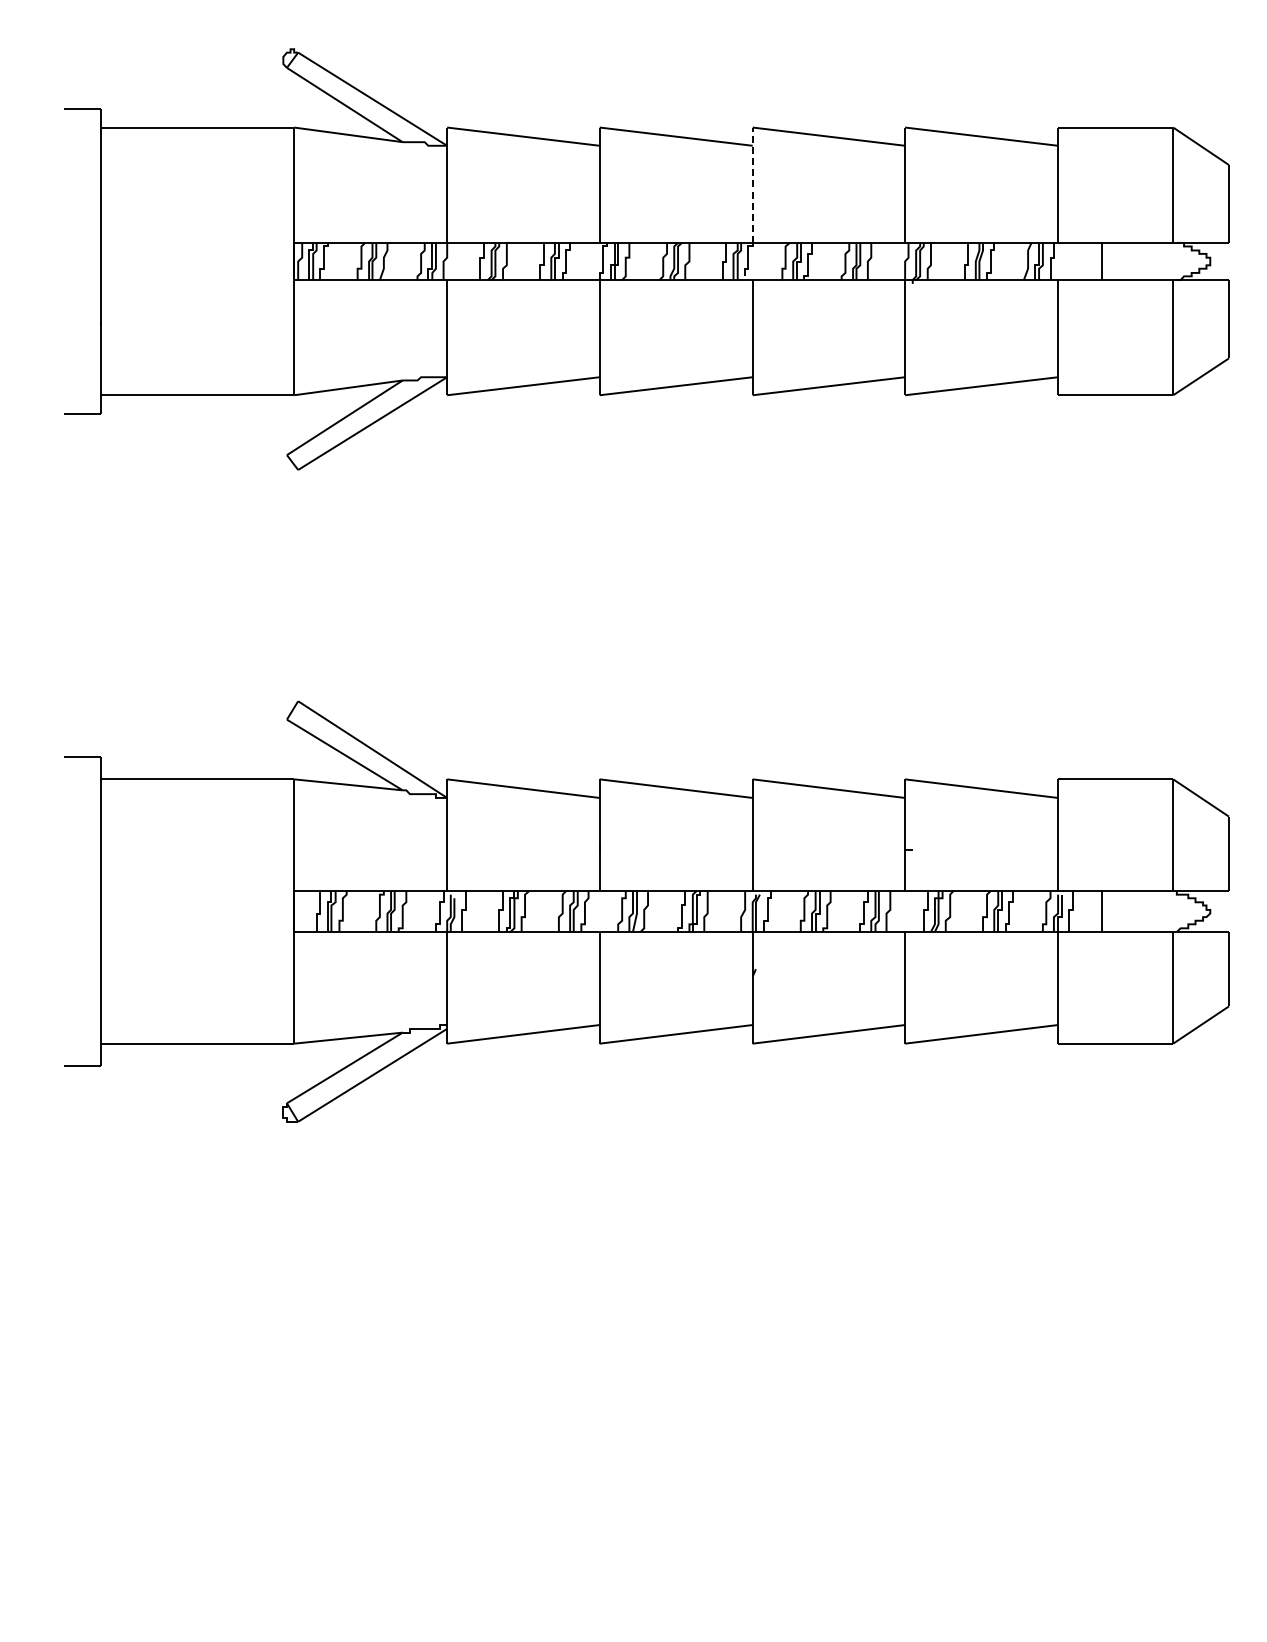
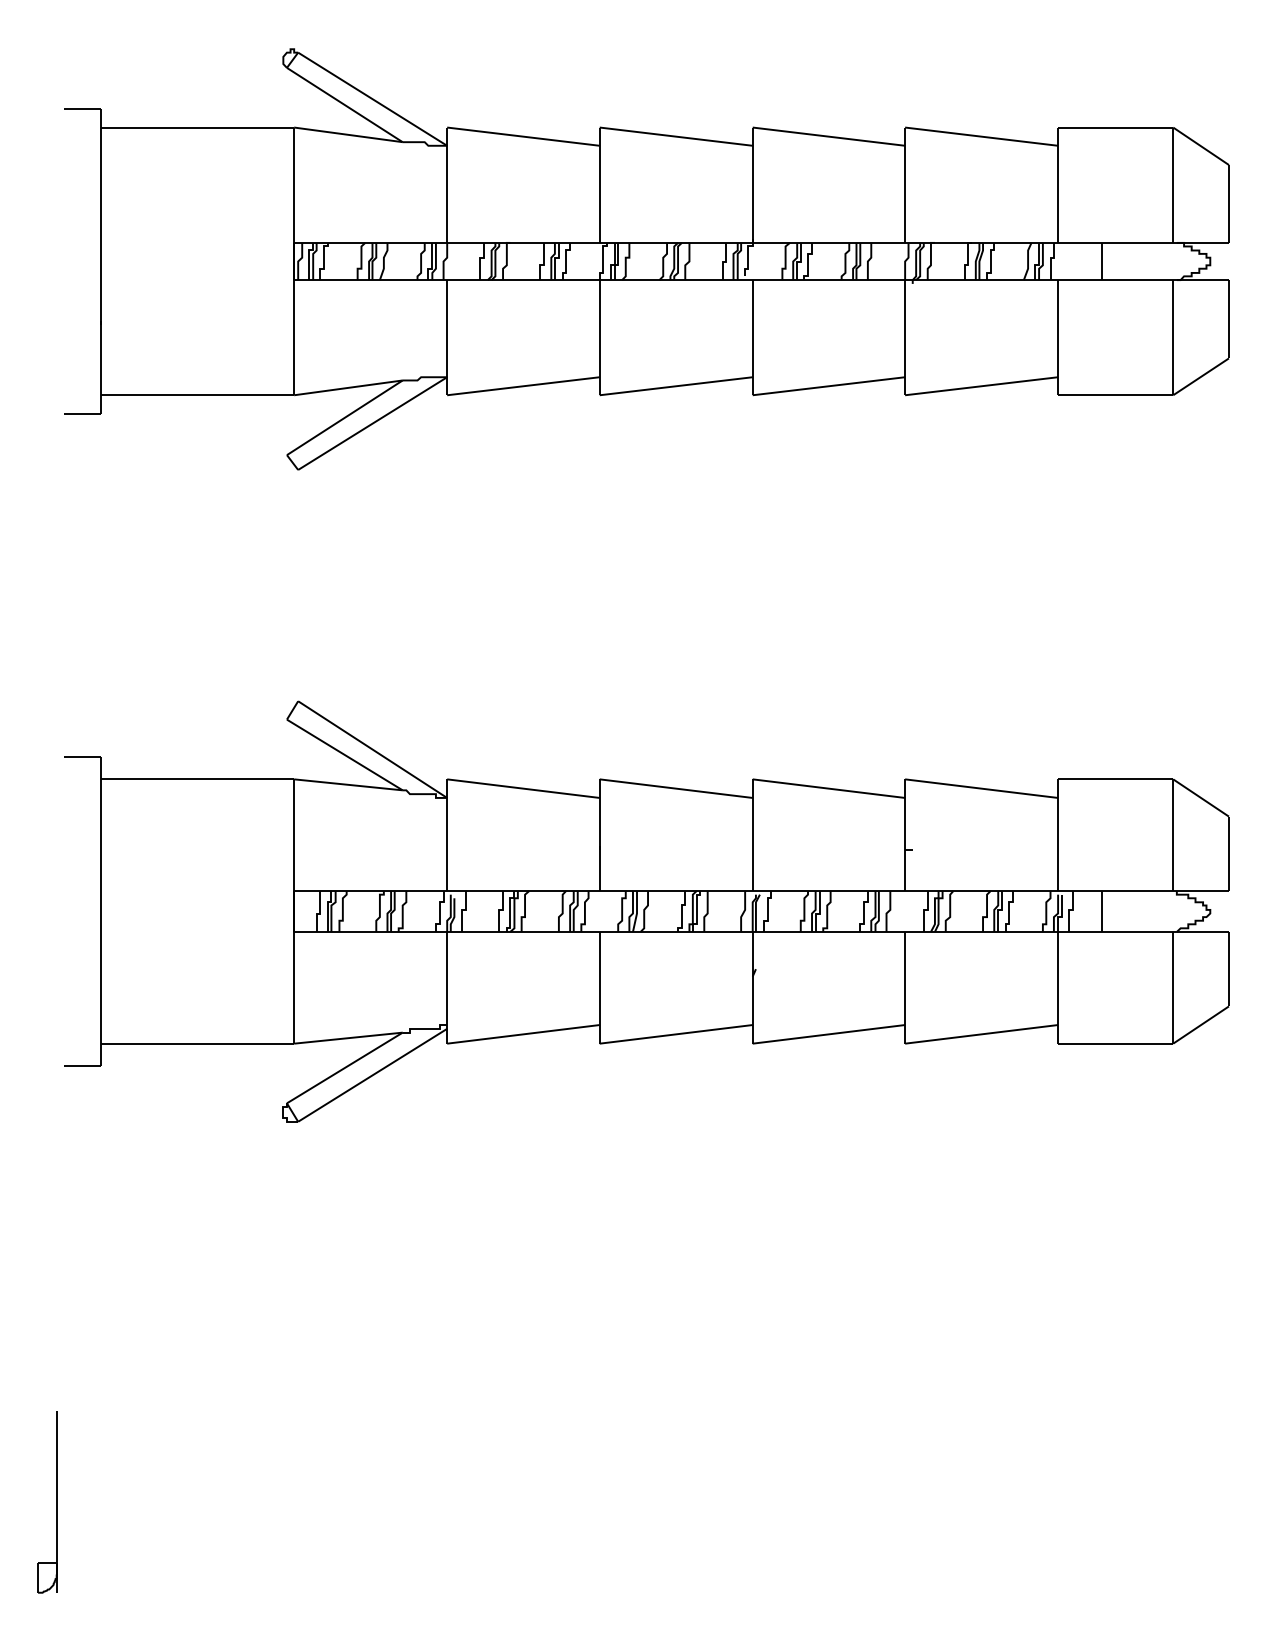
line: dashed -> solid (752, 185)
part: none -> present (56, 1502)
